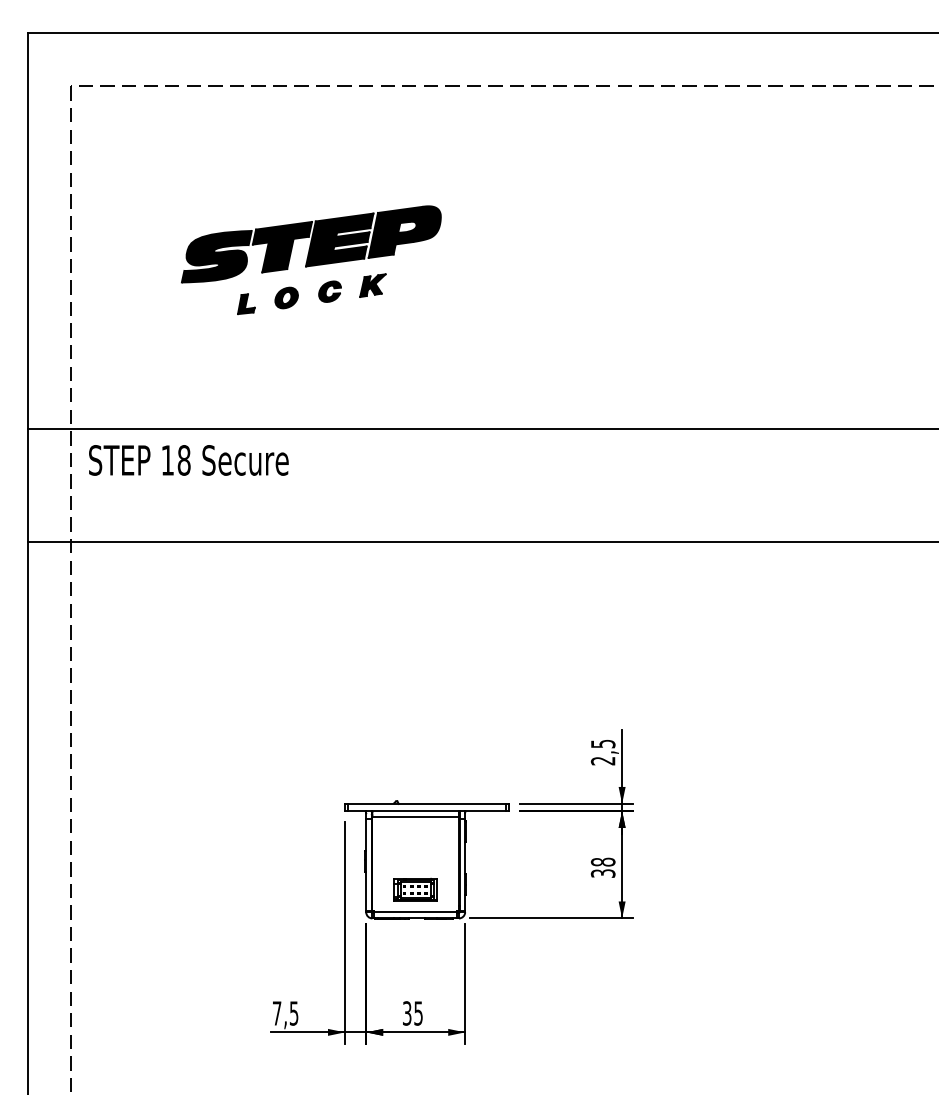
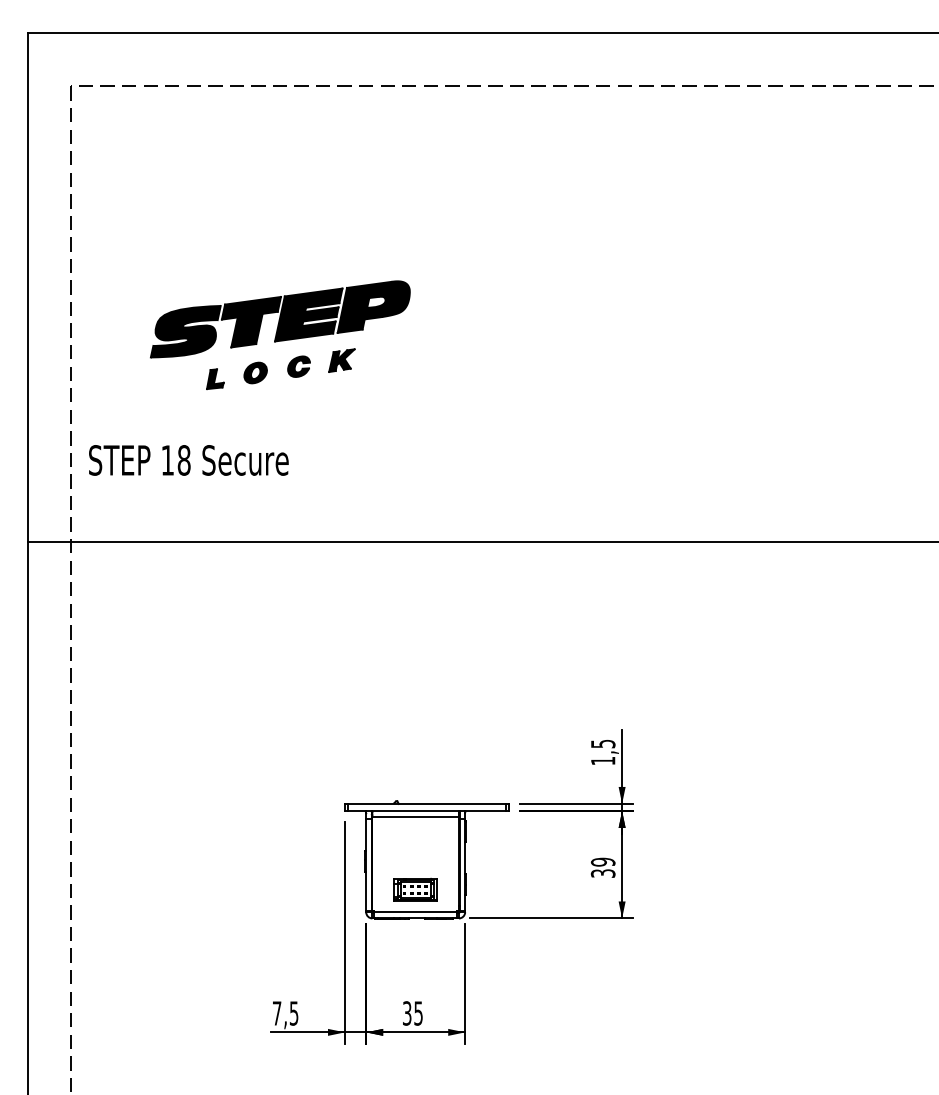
part position: (311, 260) -> (280, 335) (280, 335)
line: present -> none (481, 428)
text: 2,5 -> 1,5 (602, 761)
text: 38 -> 39 (603, 861)
